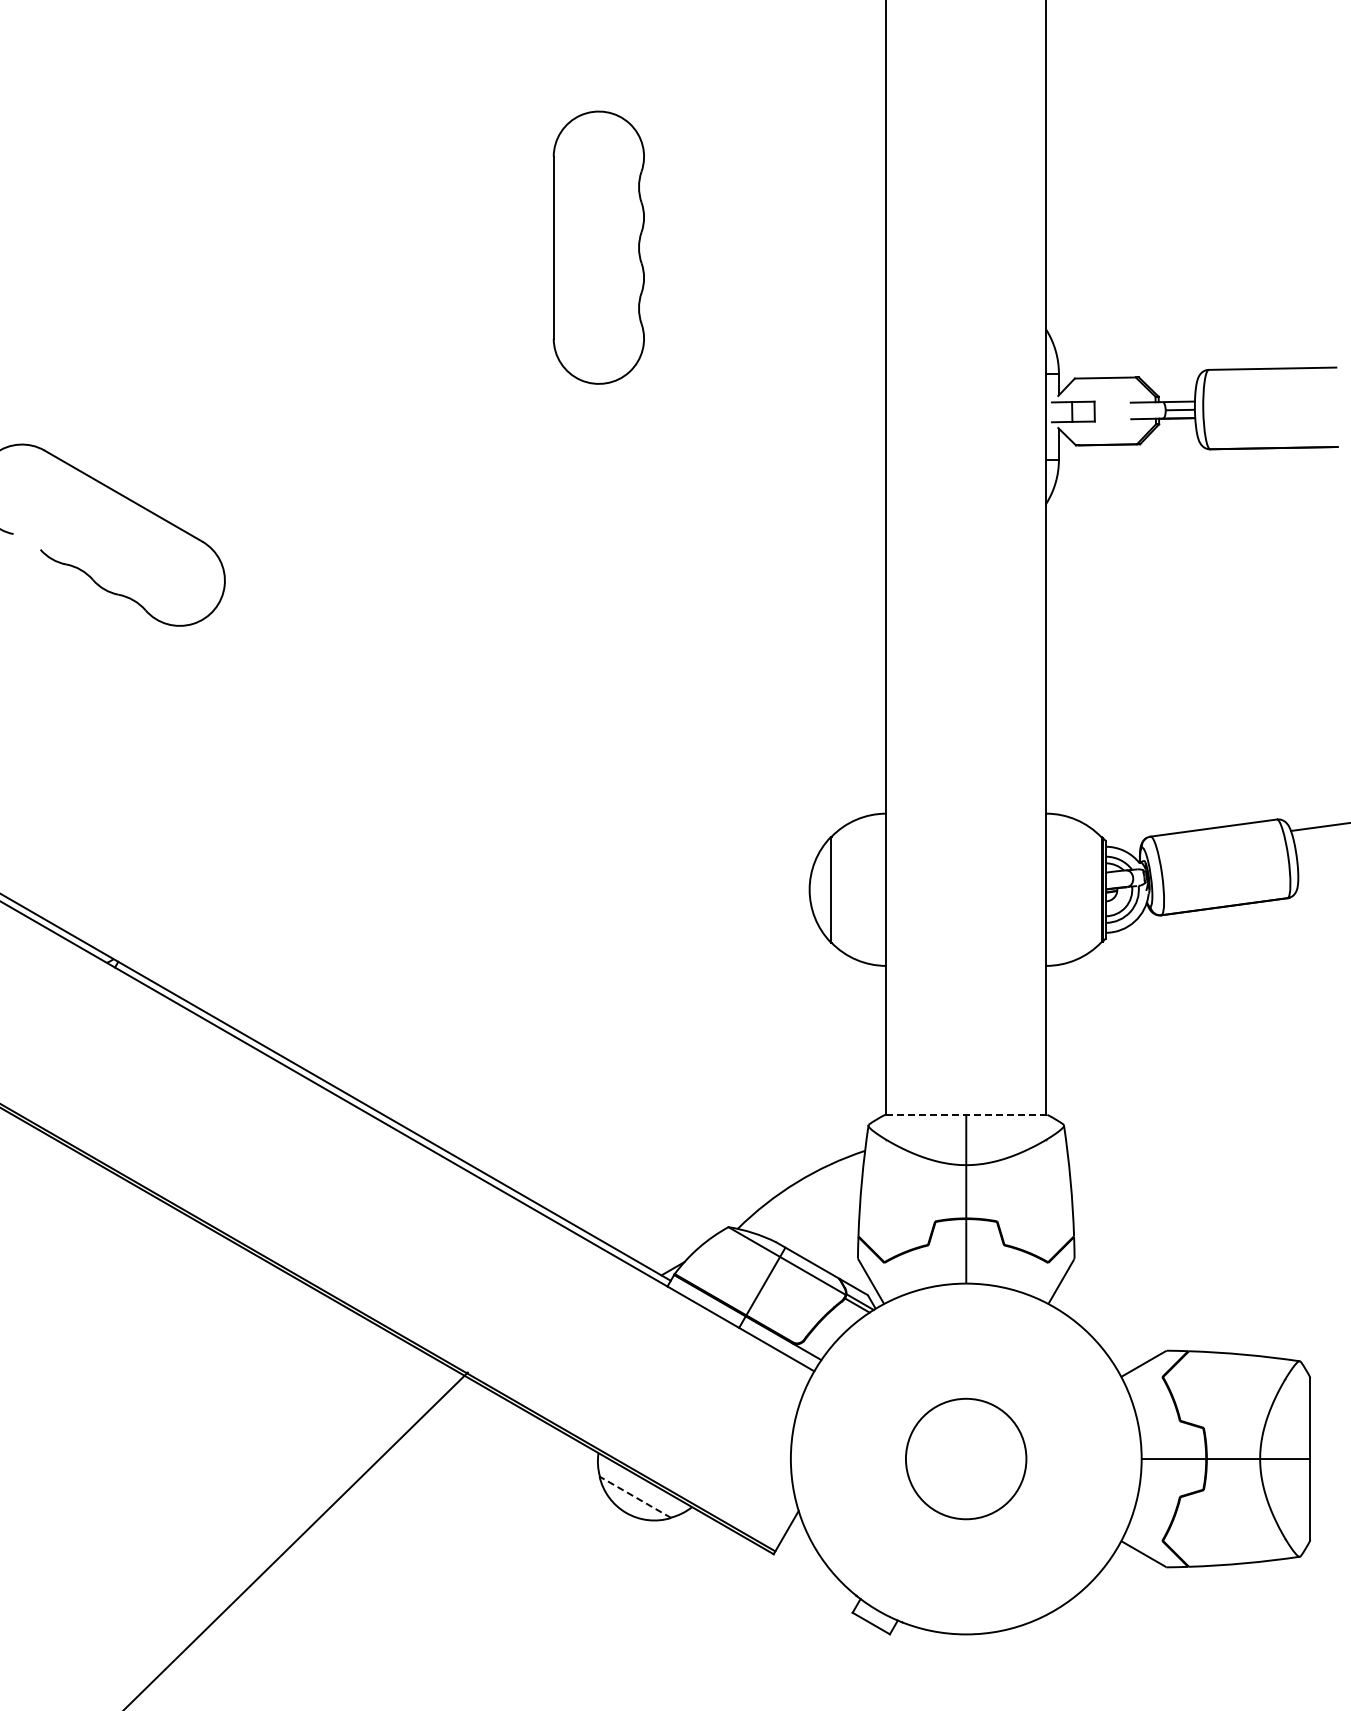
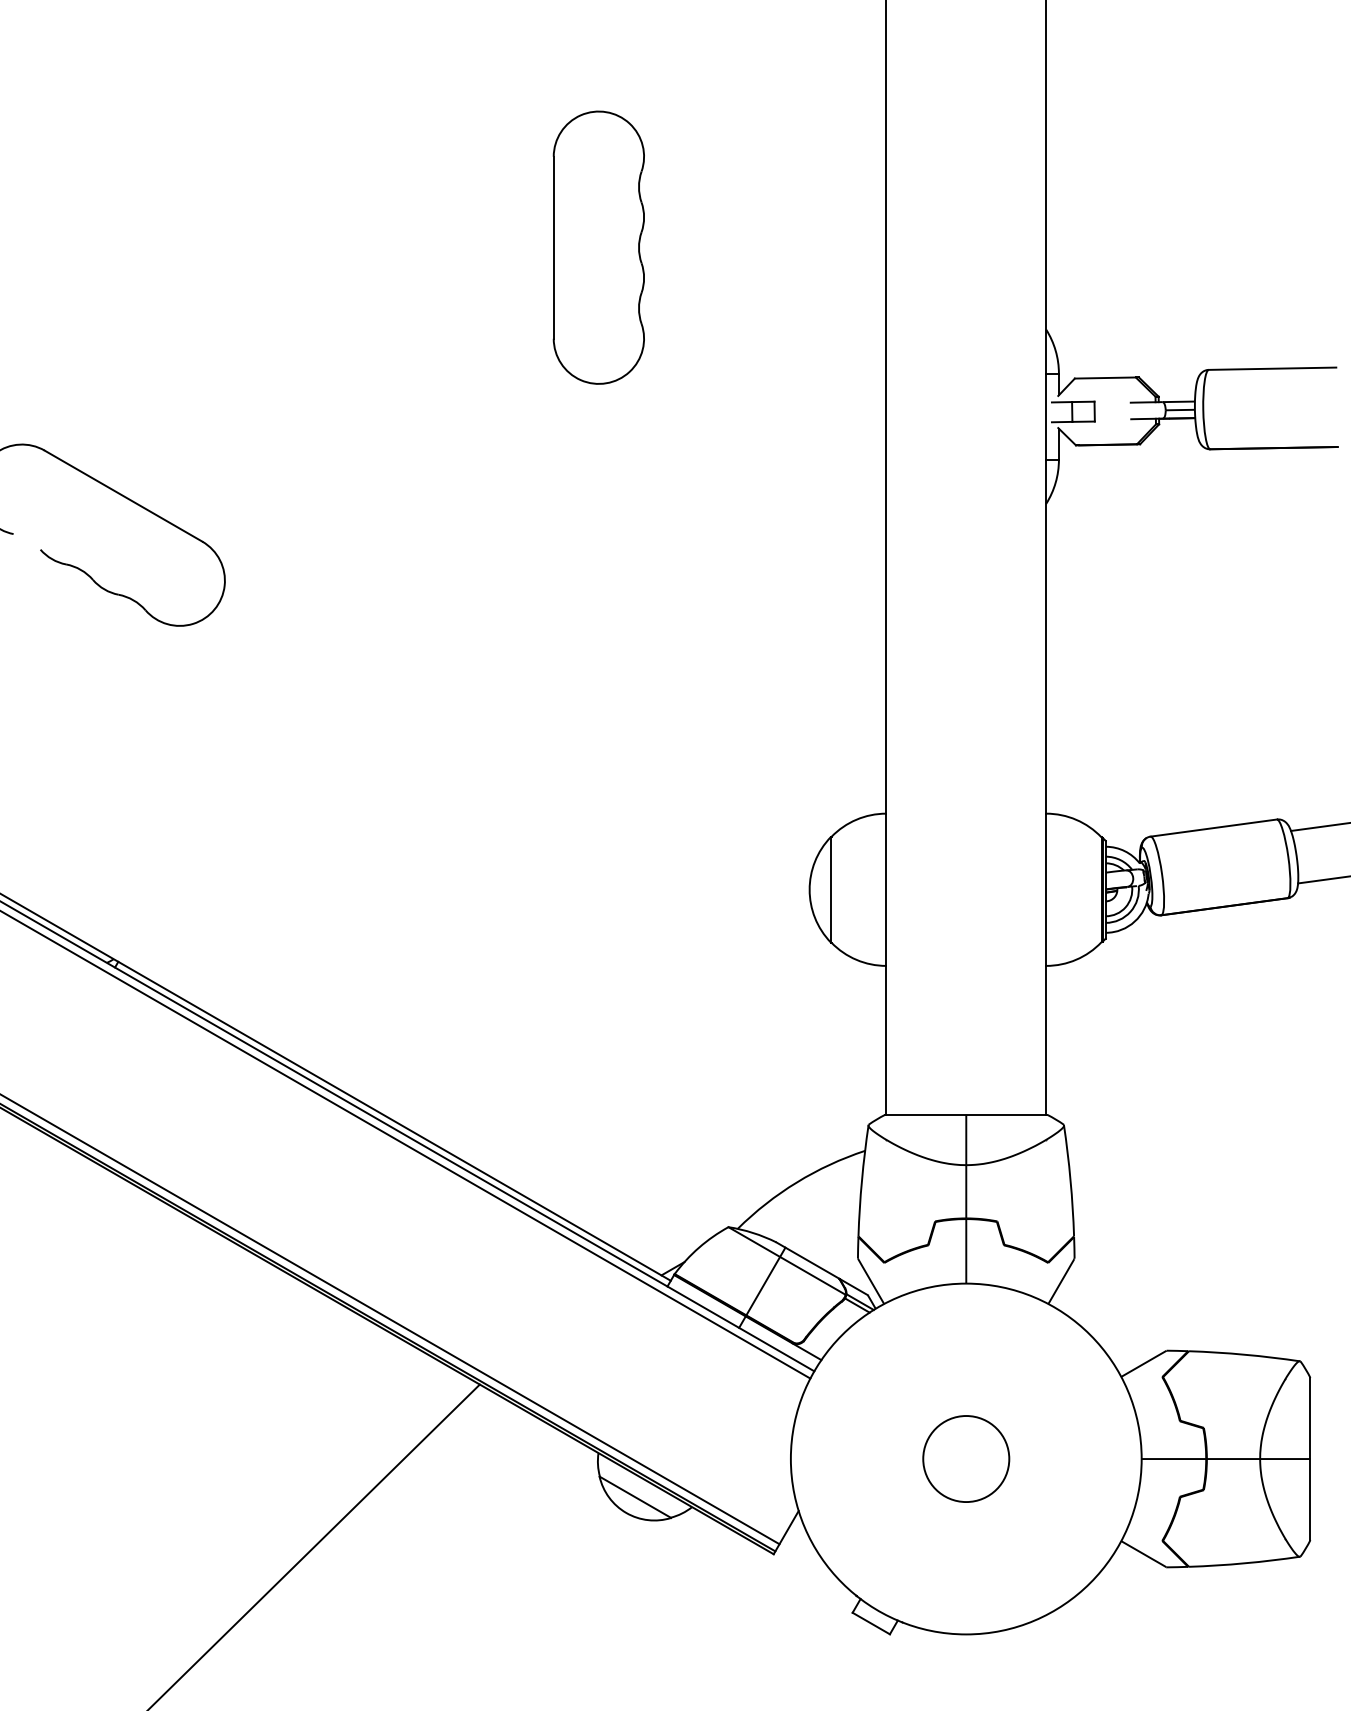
line: none -> present (1322, 879)
line: dashed -> solid (965, 1114)
line: none -> present (406, 1145)
line: none -> present (390, 1319)
circle size: 123x124 px -> 89x88 px (966, 1458)
line: dashed -> solid (634, 1497)
line position: (296, 1539) -> (314, 1545) (314, 1545)
